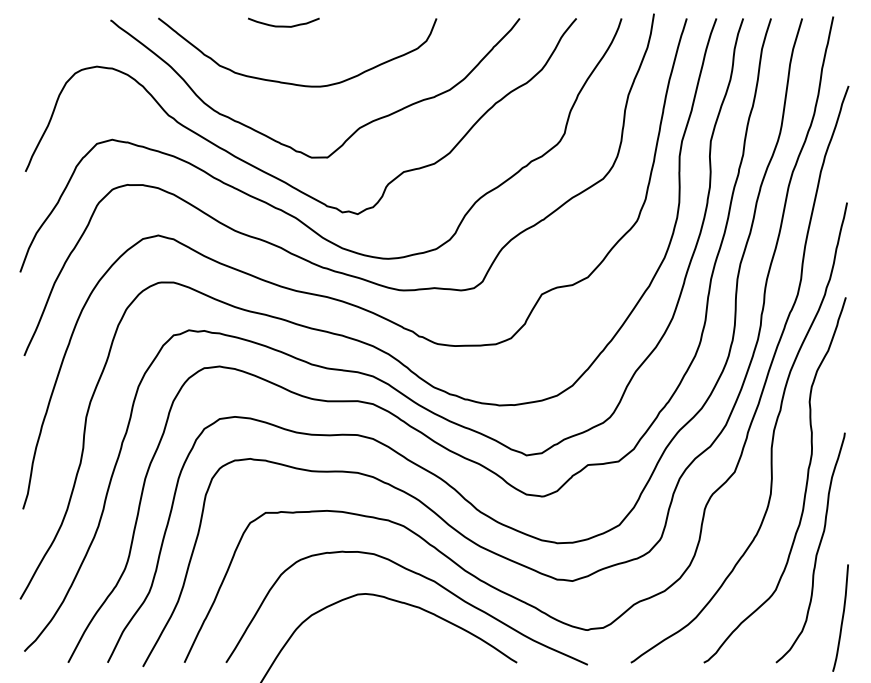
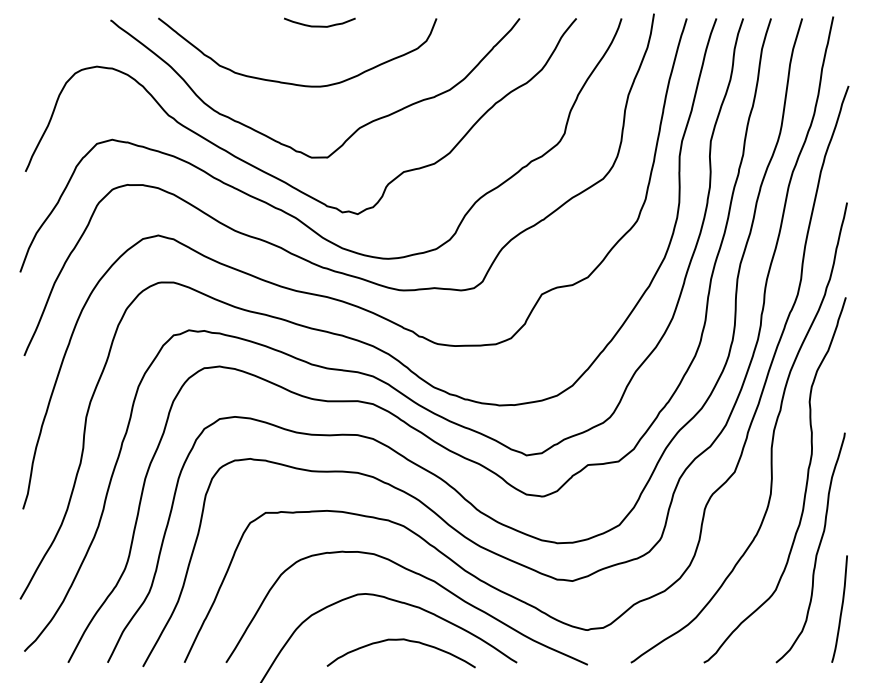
curve position: (283, 25) -> (319, 25) (319, 25)
curve position: (841, 618) -> (840, 609) (840, 609)
curve: none -> present (400, 640)
